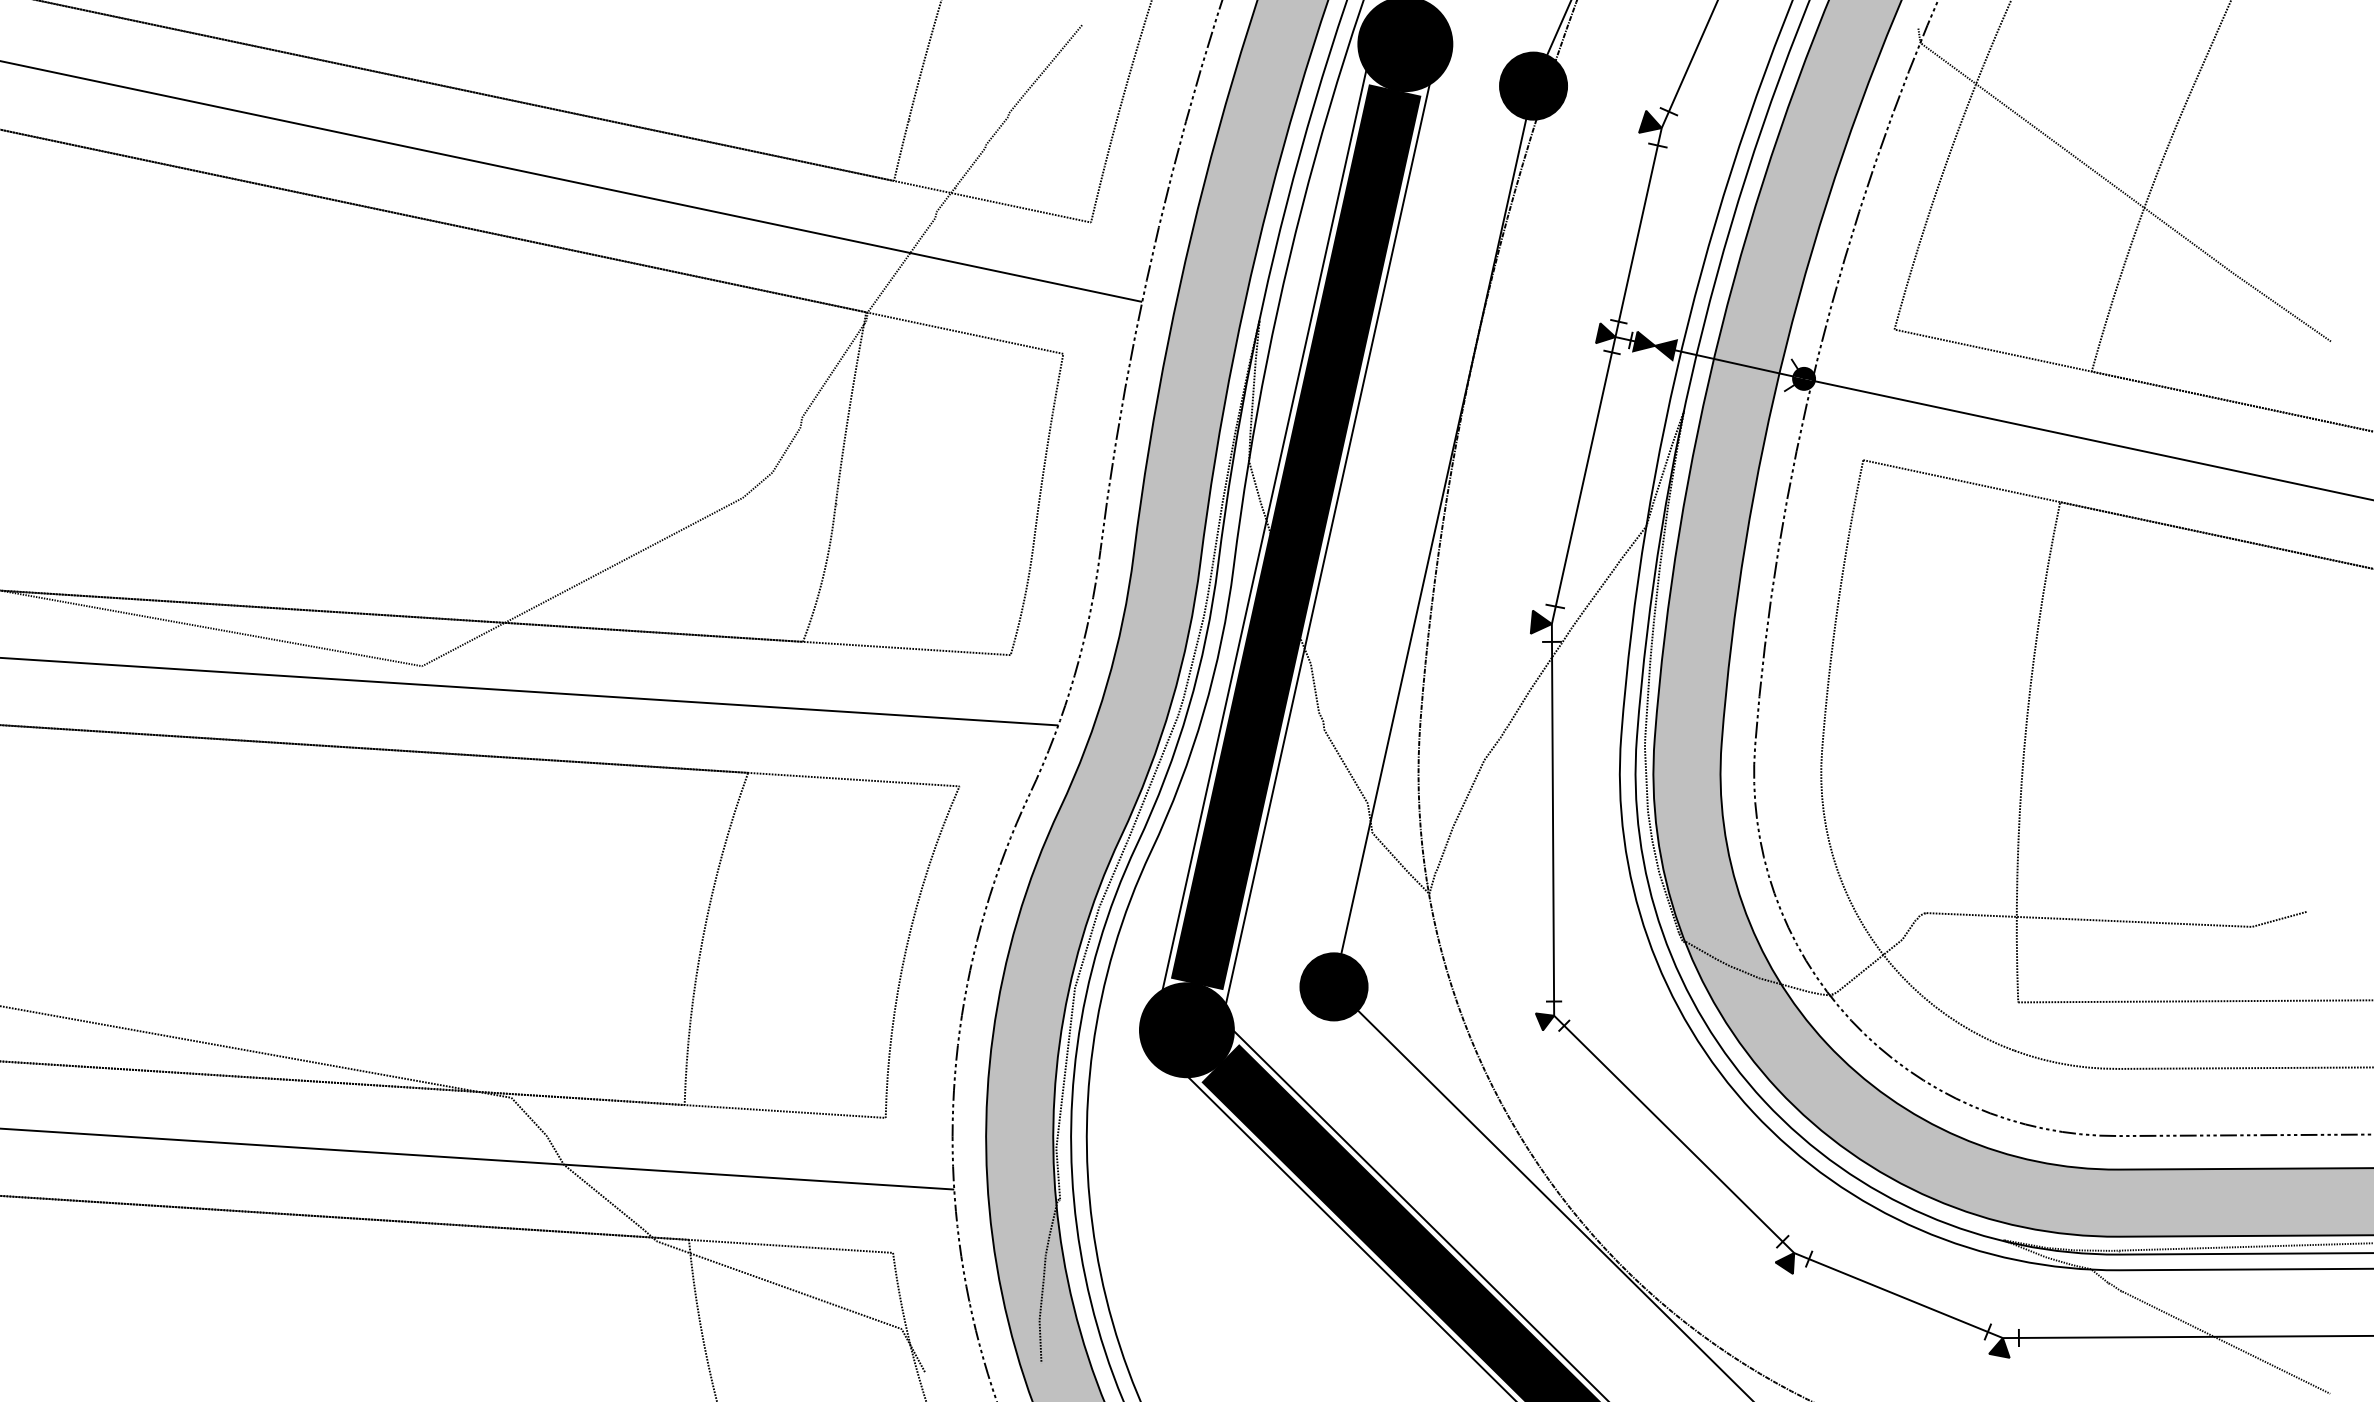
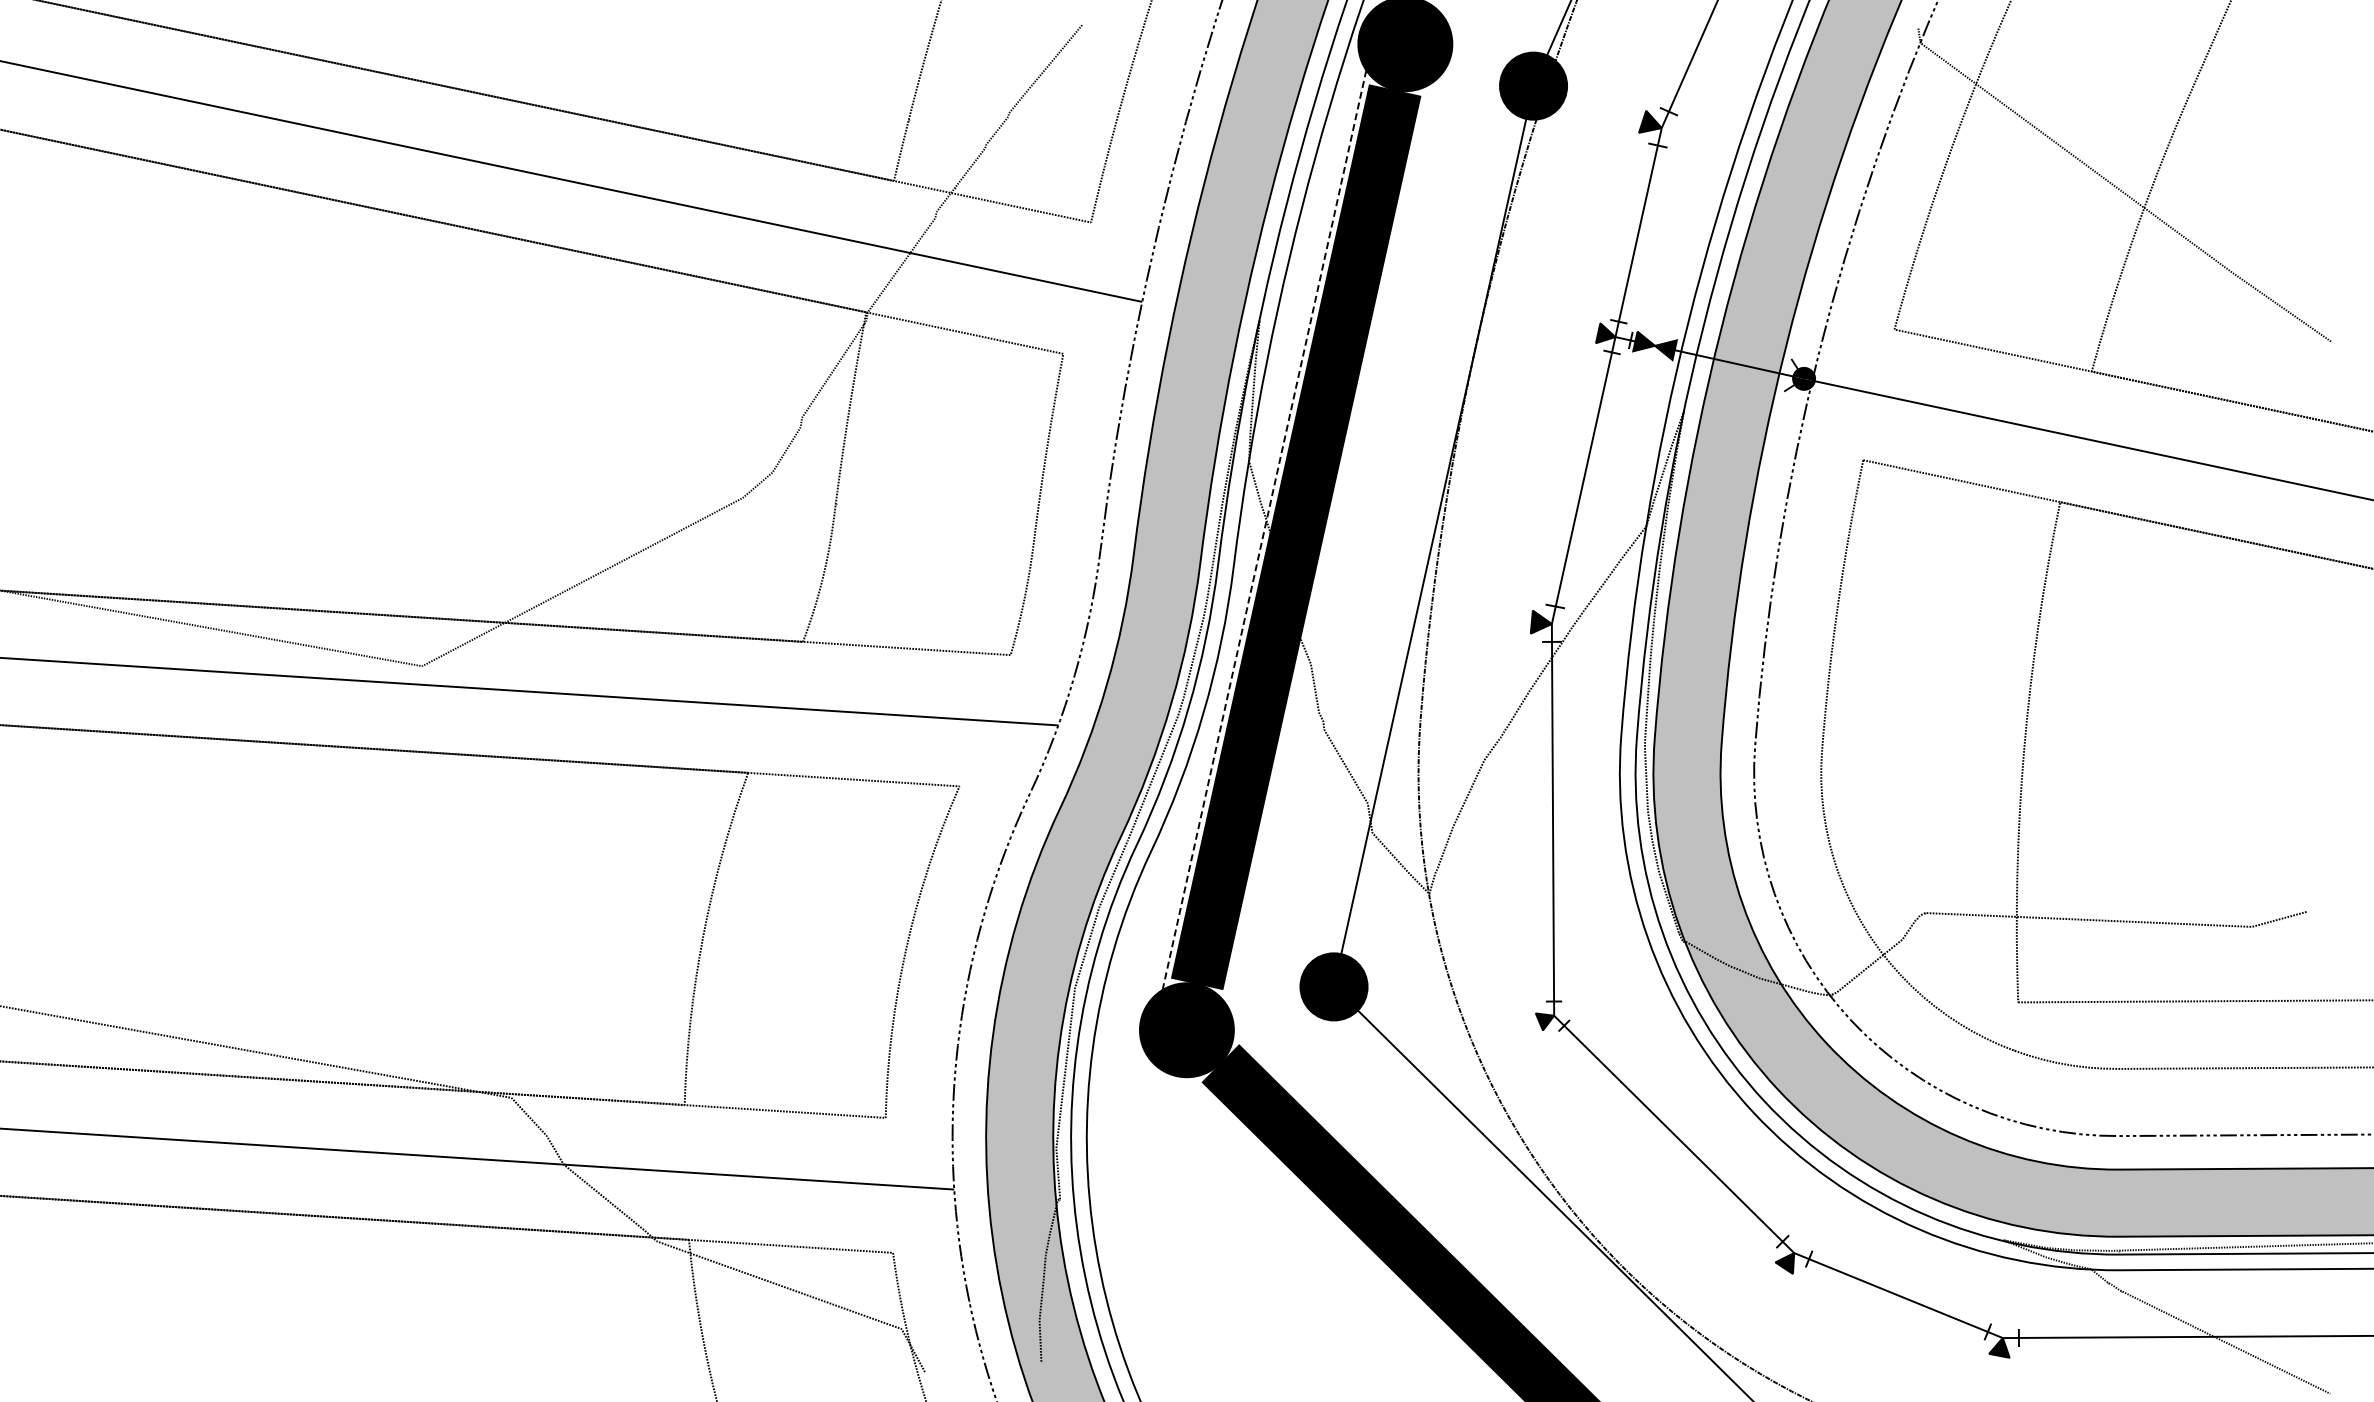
line: solid -> dashed (1264, 530)
line: present -> none (1327, 544)
line: present -> none (1419, 1214)
line: present -> none (1350, 1237)
